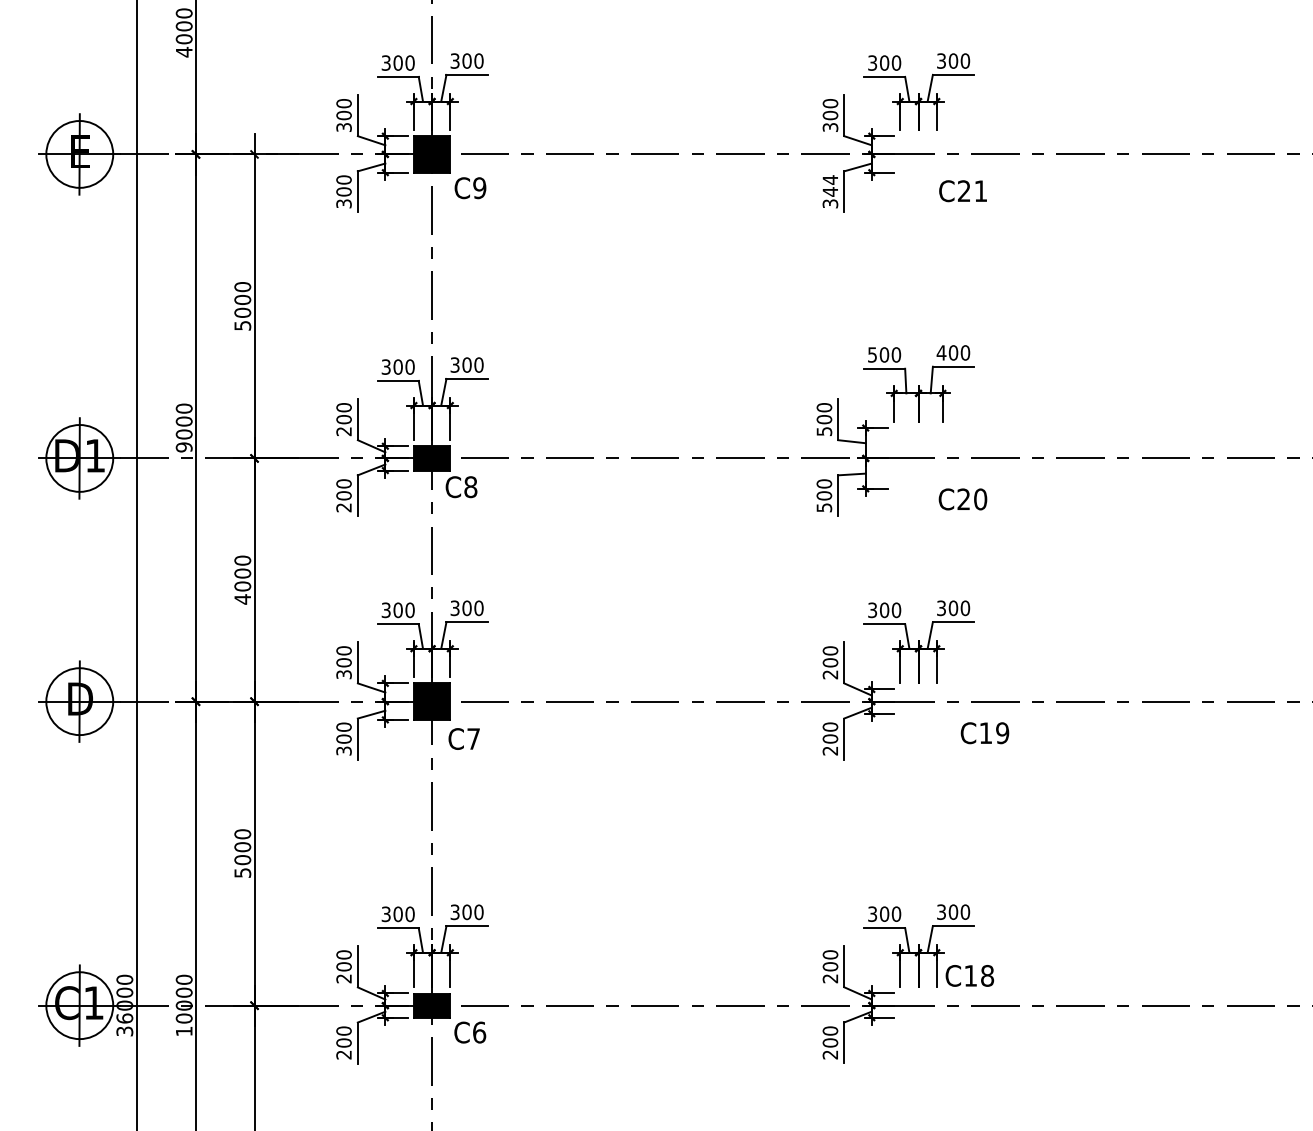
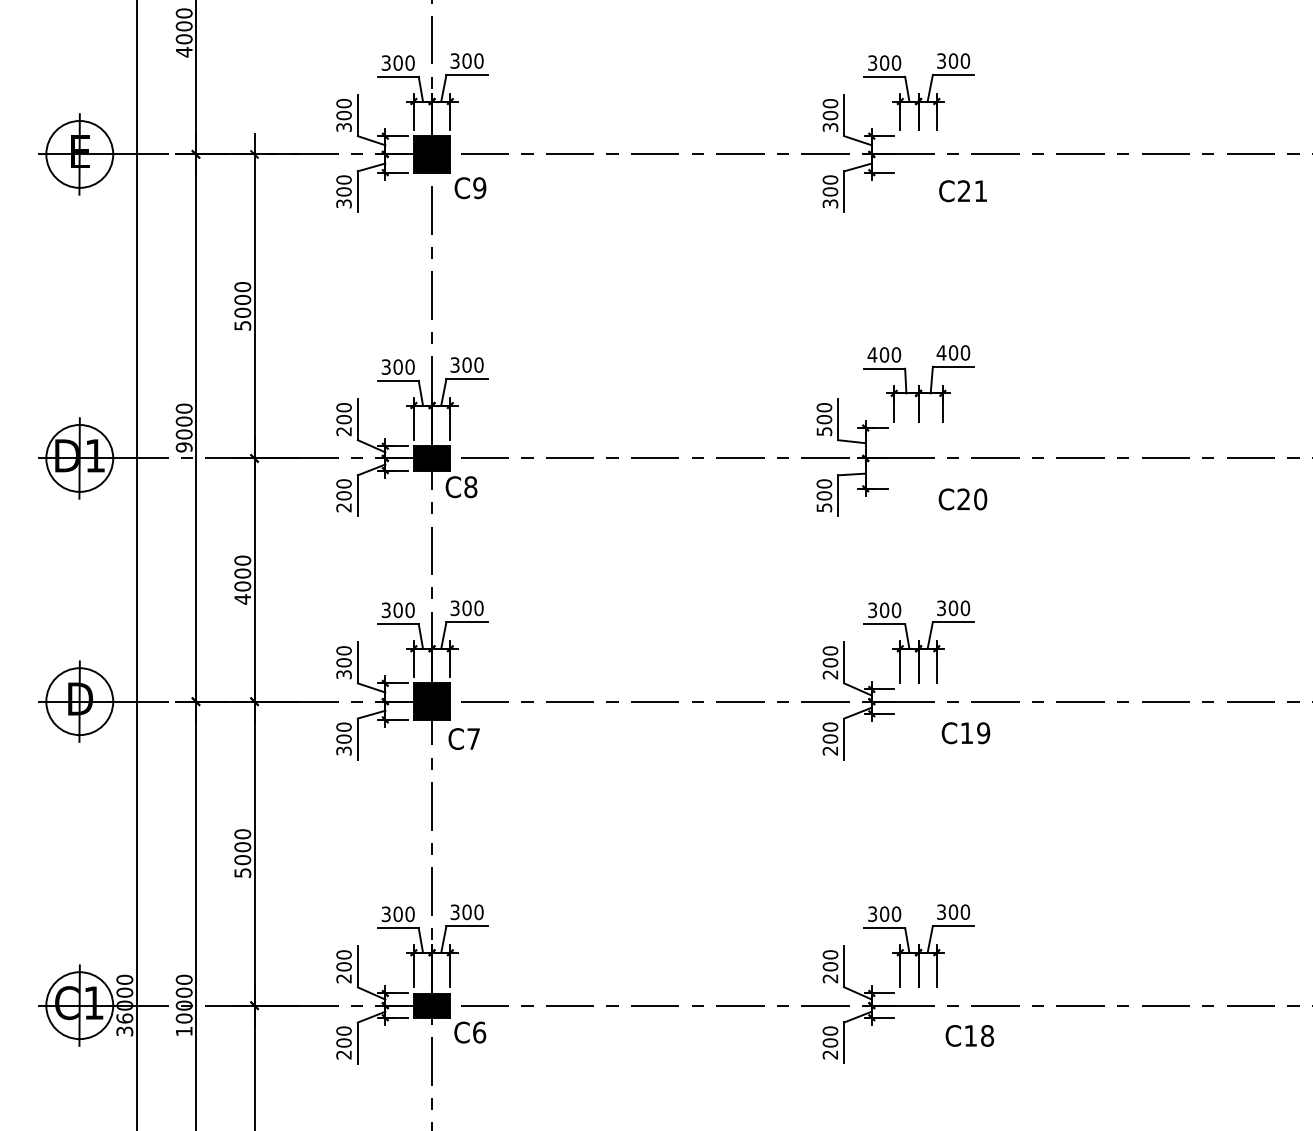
text: 344 -> 300 (830, 185)
text: 500 -> 400 (872, 354)
text position: (984, 733) -> (965, 733) (965, 733)
text position: (969, 975) -> (969, 1035) (969, 1035)
